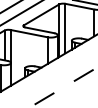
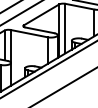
line: none -> present (48, 69)
line: dashed -> solid (63, 87)
